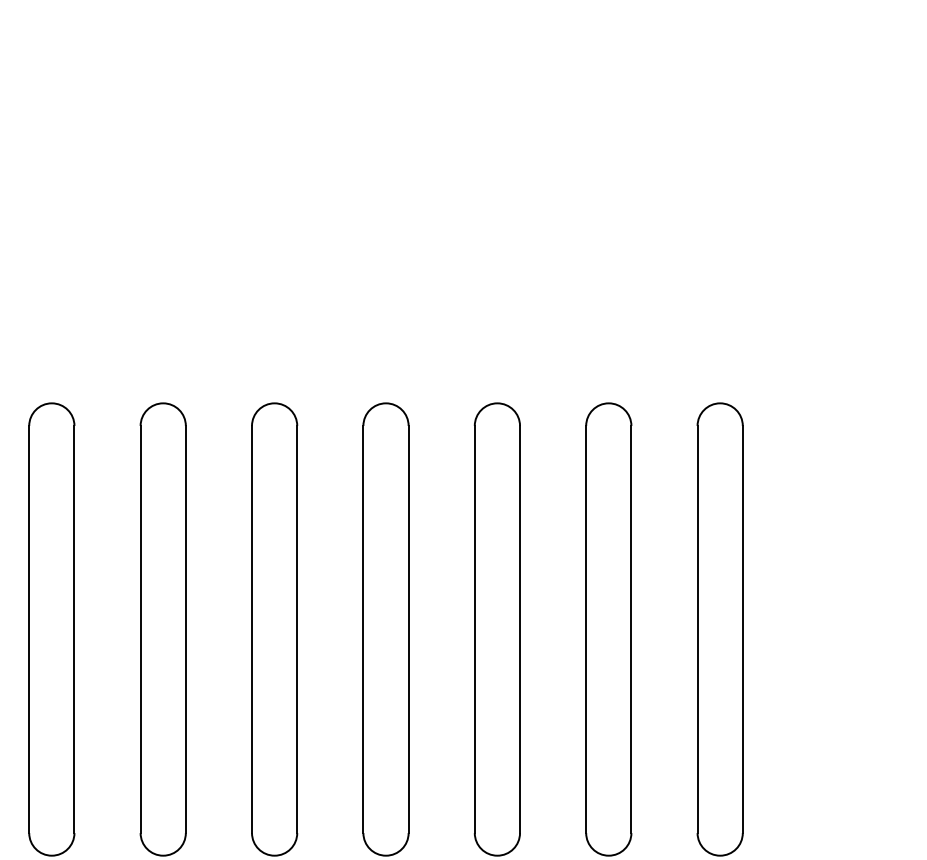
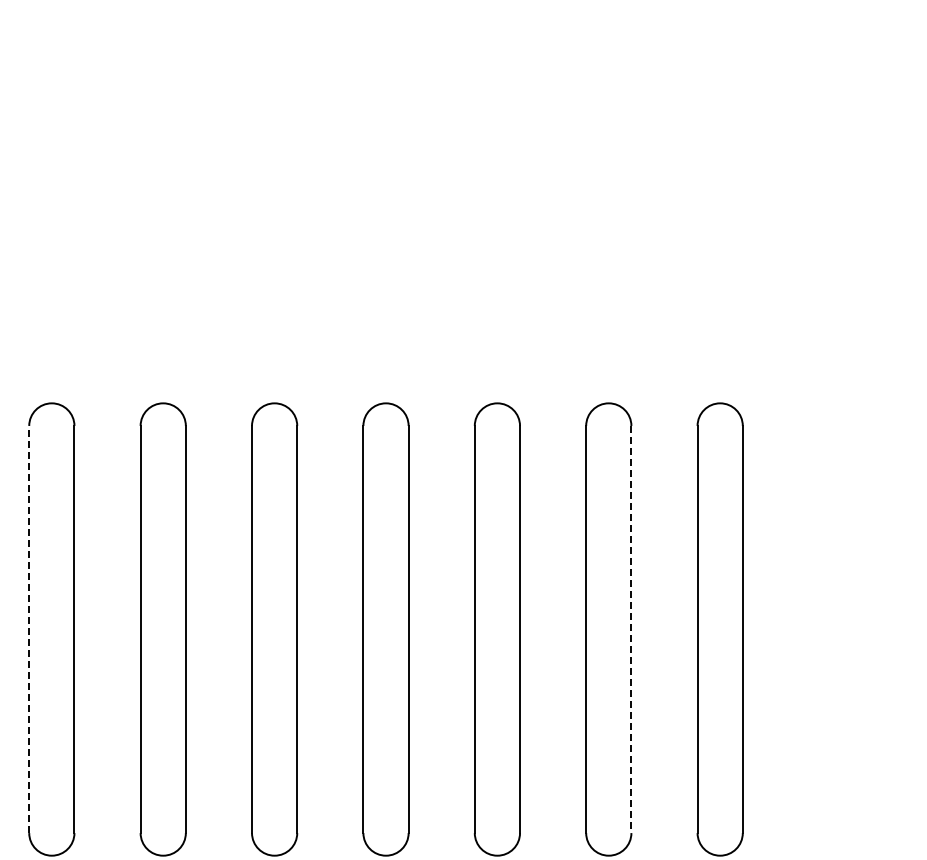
line: solid -> dashed (29, 629)
line: solid -> dashed (631, 629)
